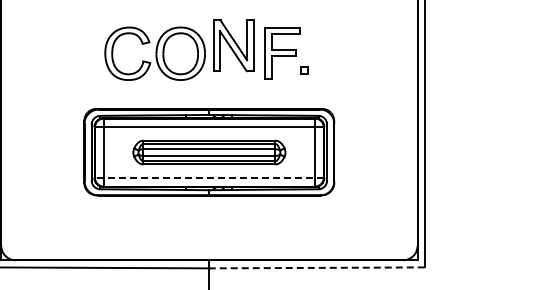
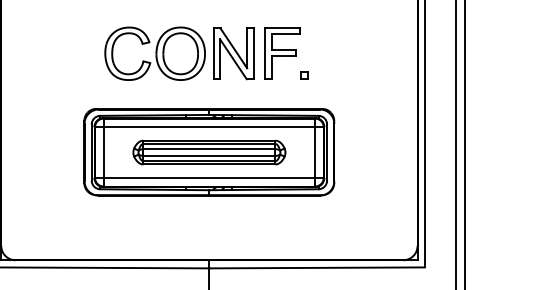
part position: (233, 45) -> (233, 53) (233, 53)
part position: (304, 70) -> (304, 75) (304, 75)
line: none -> present (456, 144)
line: none -> present (464, 144)
line: dashed -> solid (208, 177)
line: dashed -> solid (317, 267)
